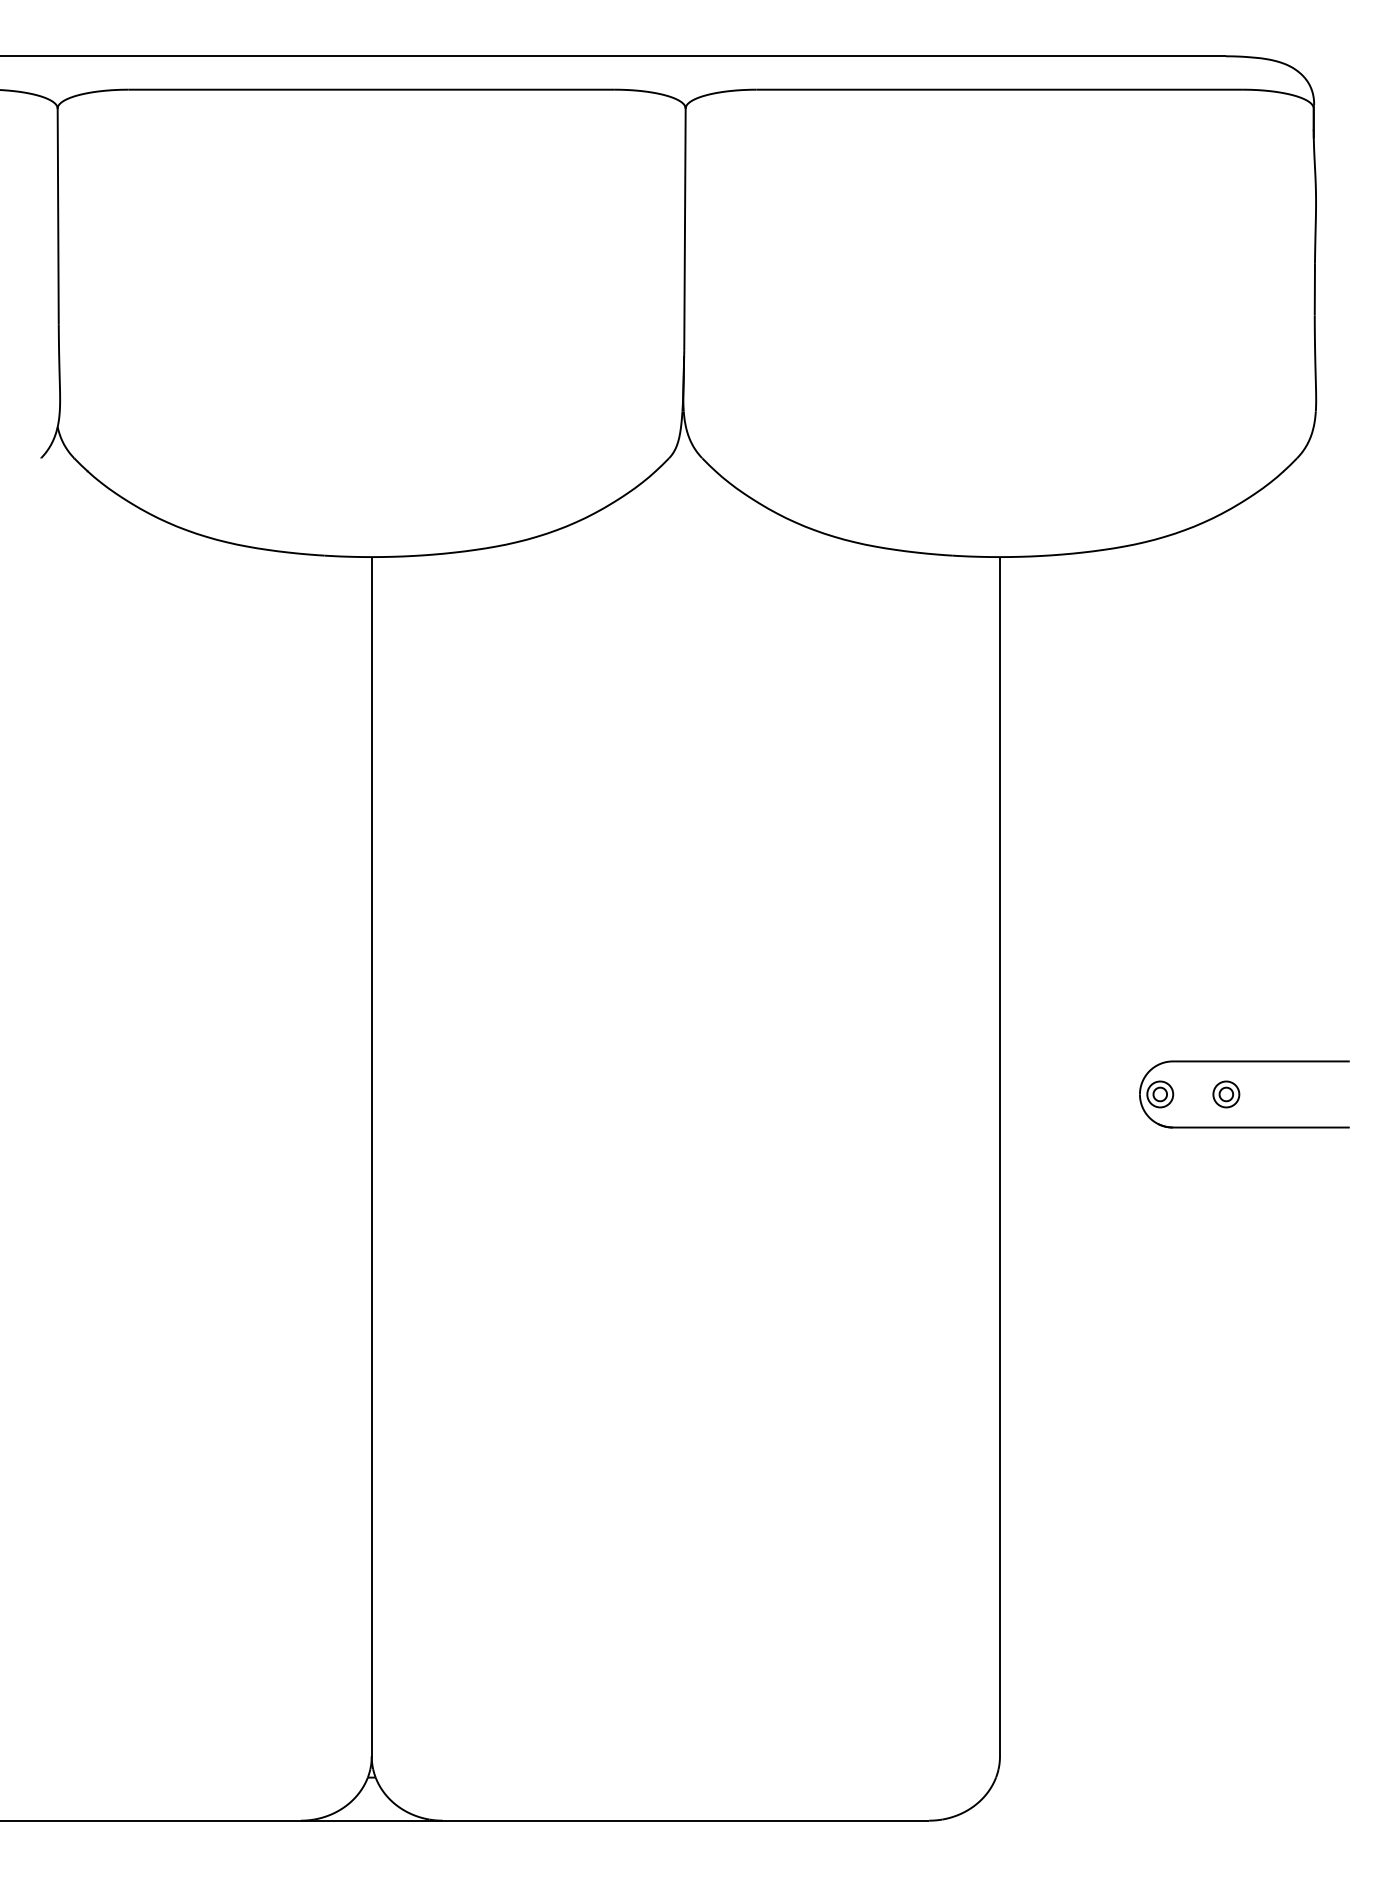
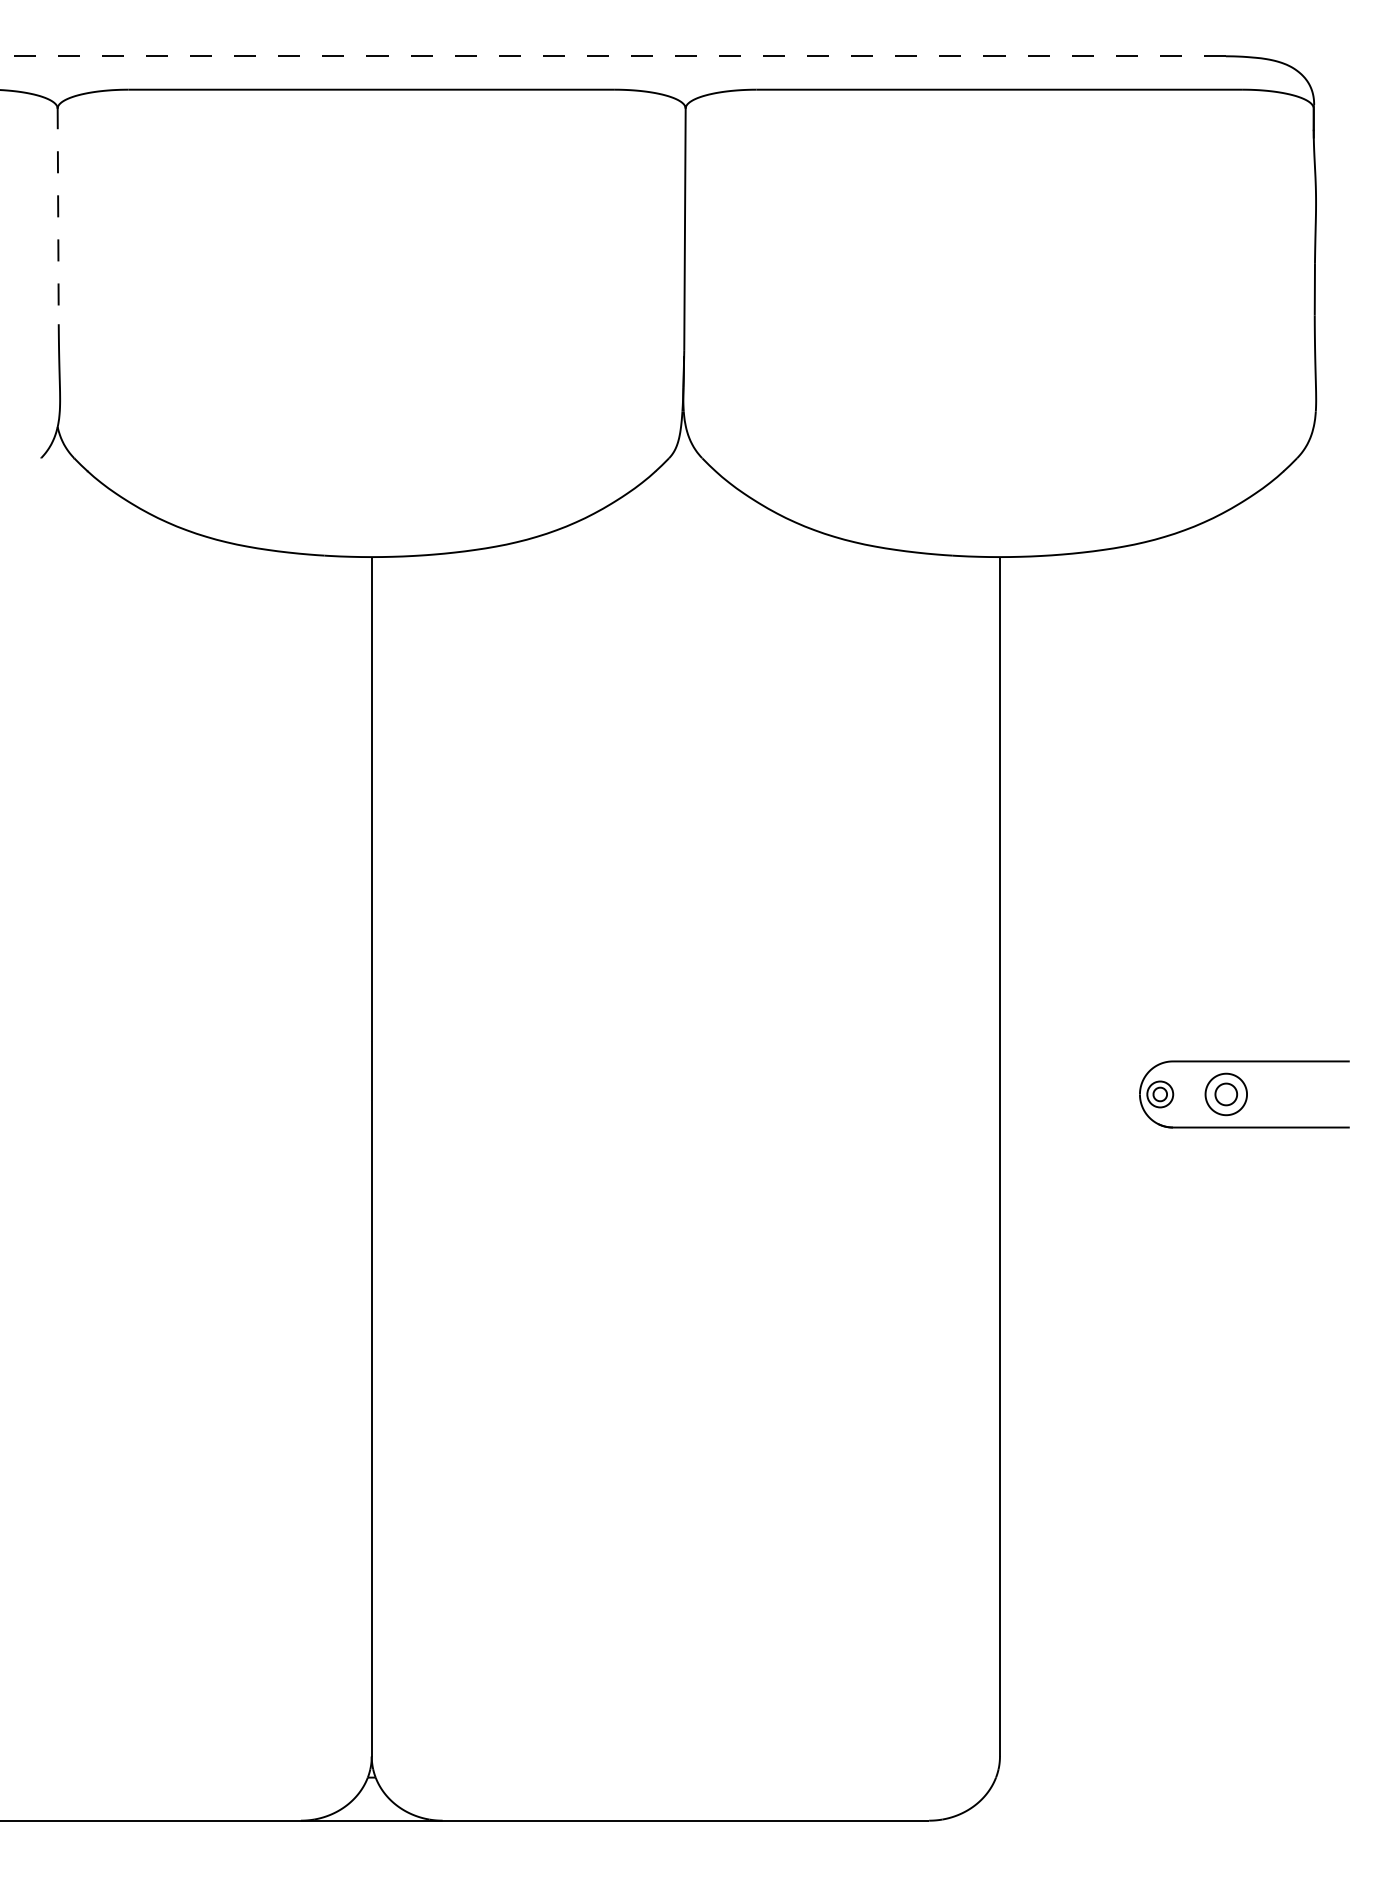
line: solid -> dashed (613, 56)
line: solid -> dashed (58, 215)
part size: 29x29 px -> 44x45 px (1225, 1094)
